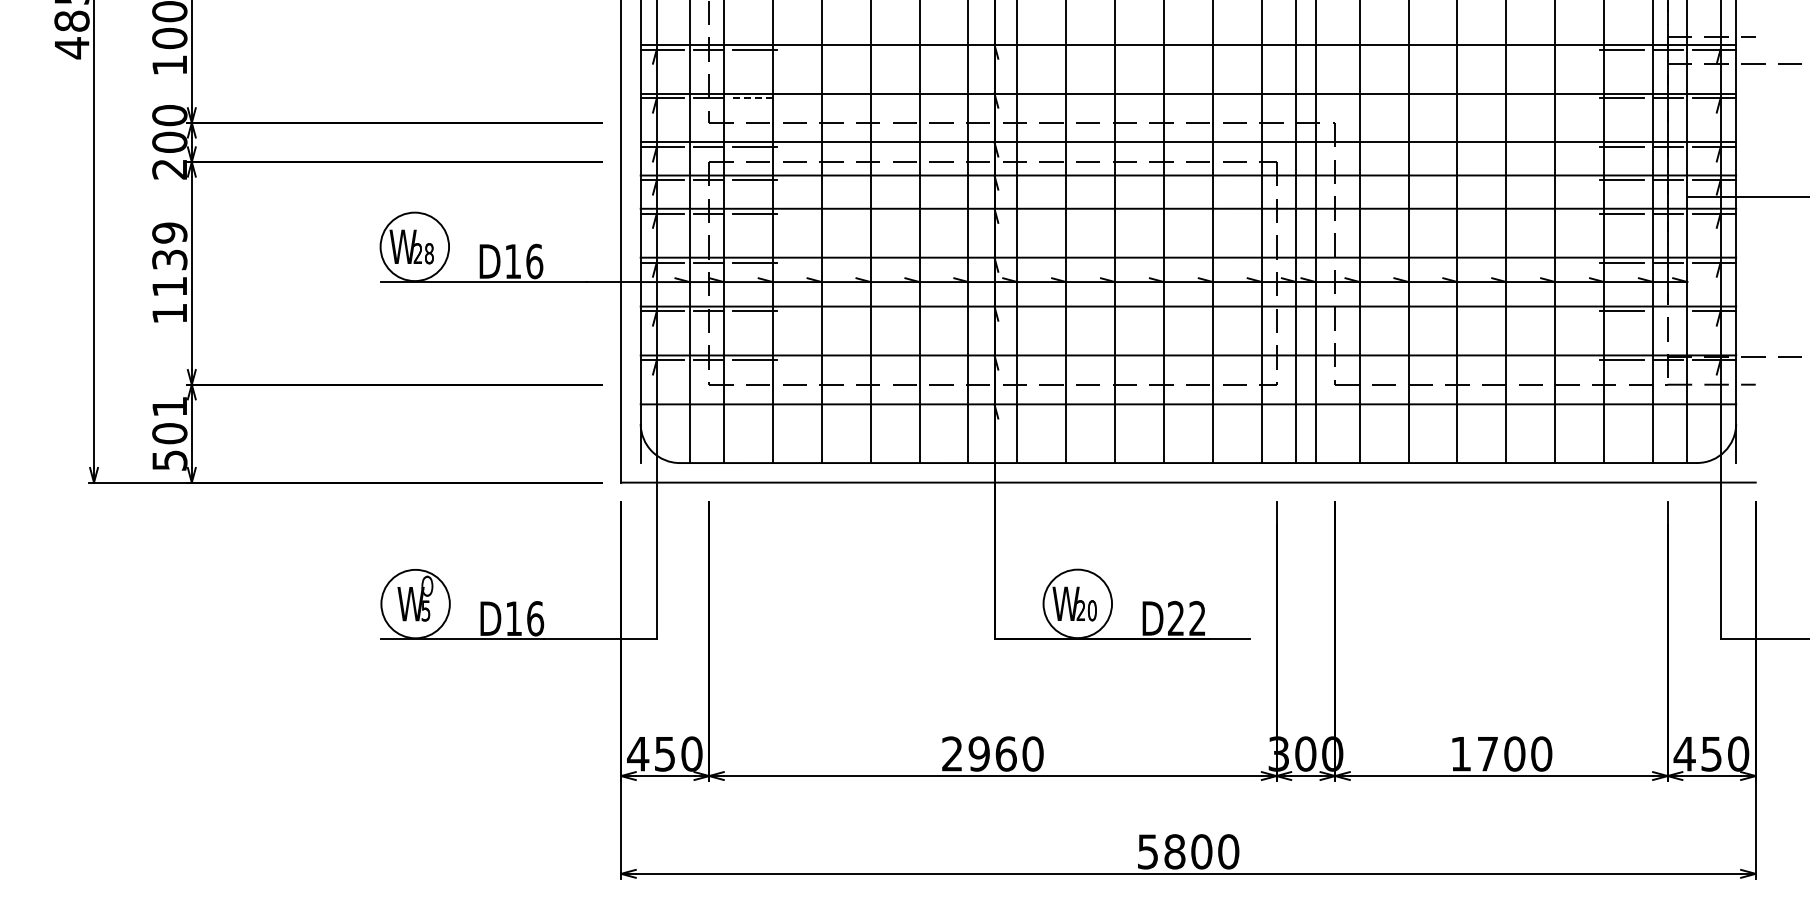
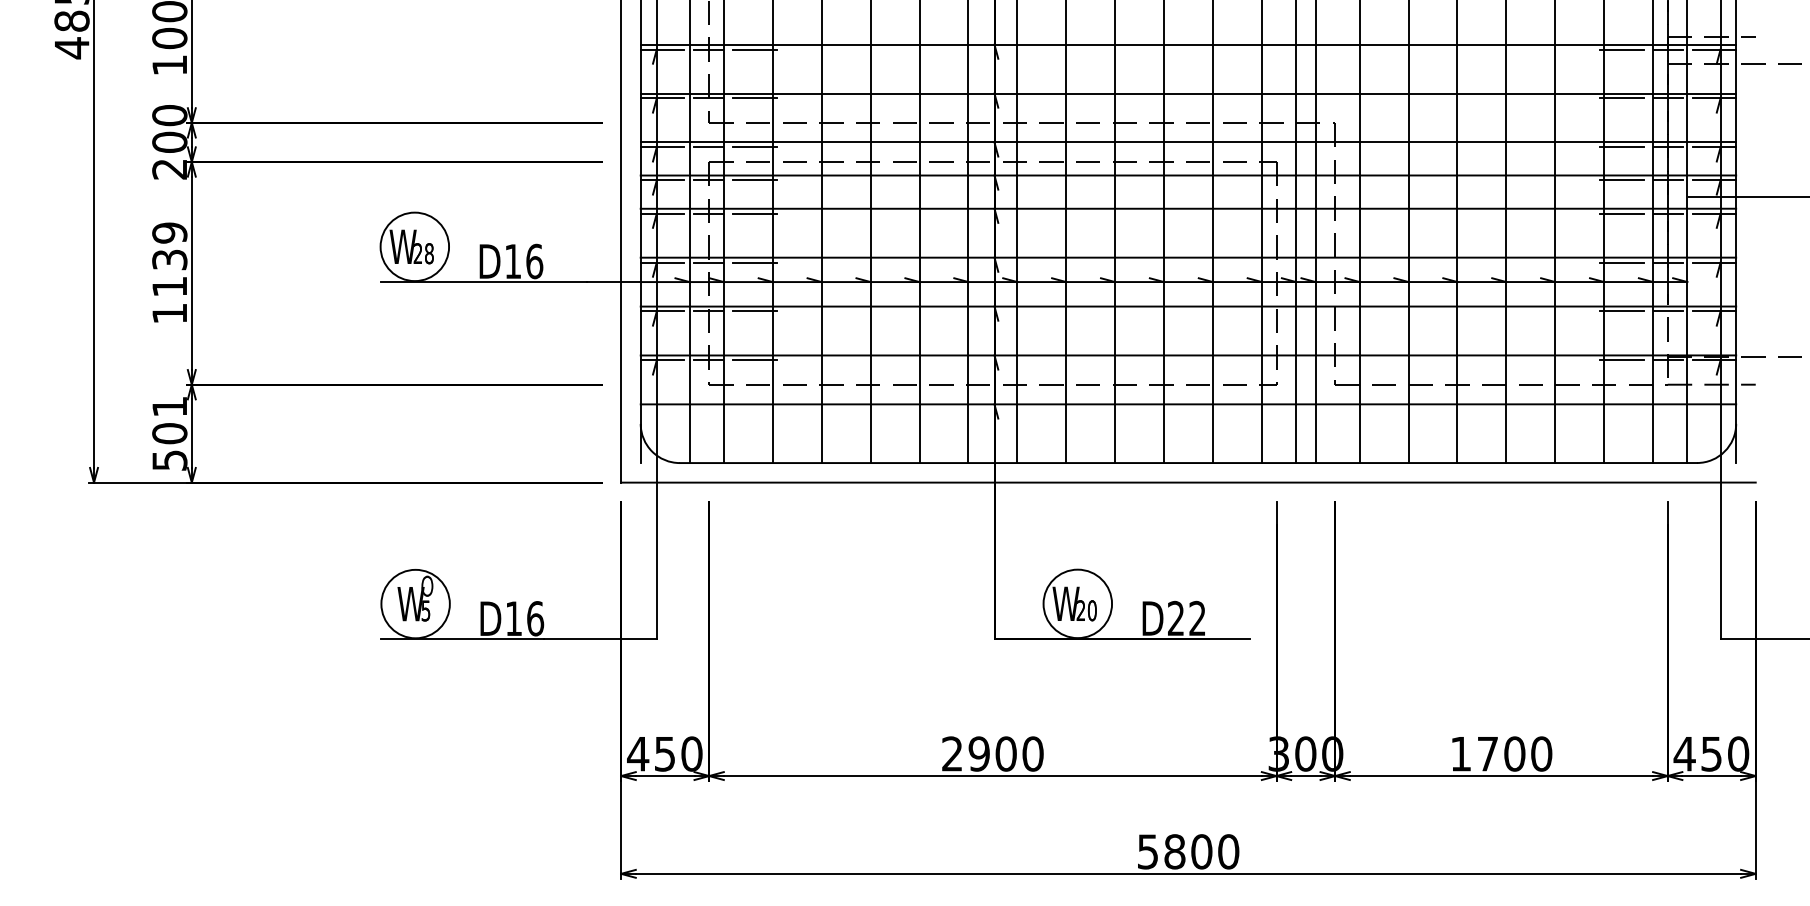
line: dashed -> solid (754, 98)
line: none -> present (1667, 311)
text: 2960 -> 2900 (1005, 753)
